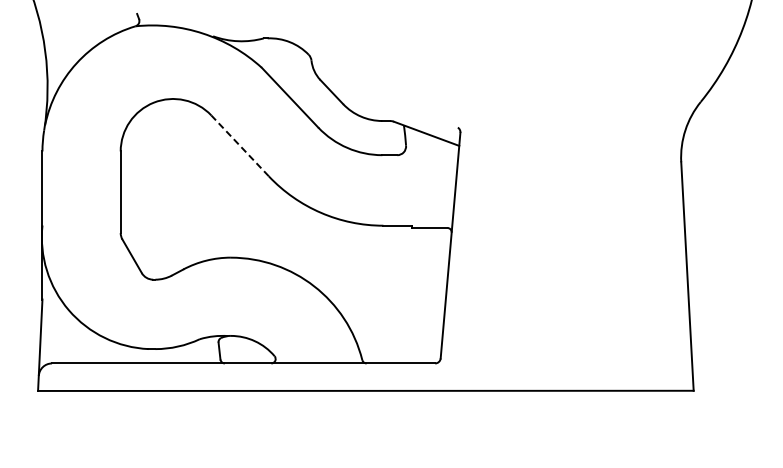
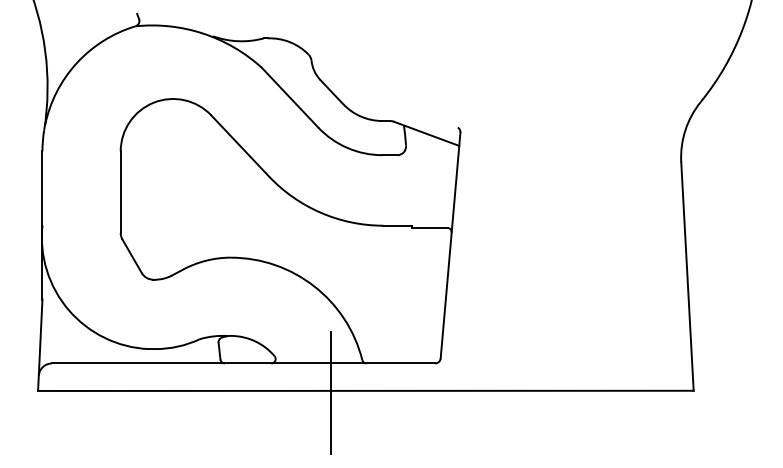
line: dashed -> solid (240, 145)
line: none -> present (330, 392)
